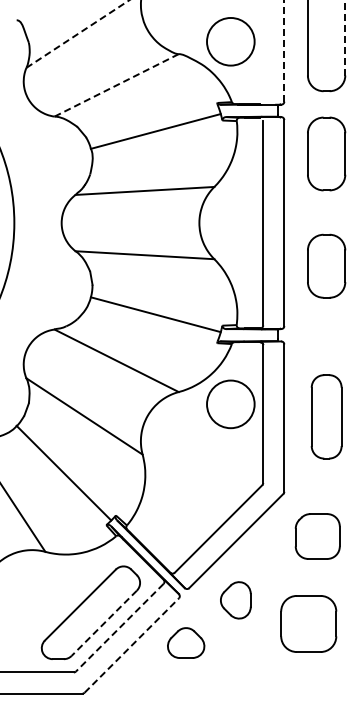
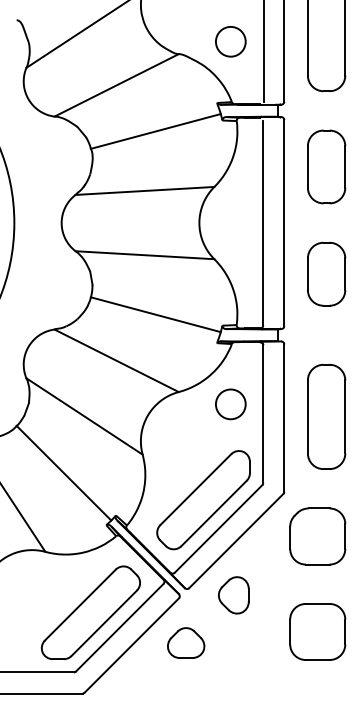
line: dashed -> solid (77, 34)
line: dashed -> solid (345, 37)
circle diameter: 48 px -> 30 px (230, 41)
line: none -> present (263, 51)
line: dashed -> solid (284, 51)
line: dashed -> solid (116, 85)
part position: (326, 153) -> (326, 166) (326, 166)
part position: (326, 265) -> (326, 273) (326, 273)
circle diameter: 48 px -> 30 px (230, 404)
part size: 33x86 px -> 40x107 px (326, 416)
part: none -> present (203, 500)
part size: 47x47 px -> 58x59 px (317, 536)
part position: (235, 600) -> (233, 595) (233, 595)
line: dashed -> solid (103, 623)
part position: (308, 623) -> (317, 631) (317, 631)
line: dashed -> solid (119, 627)
line: dashed -> solid (131, 645)
